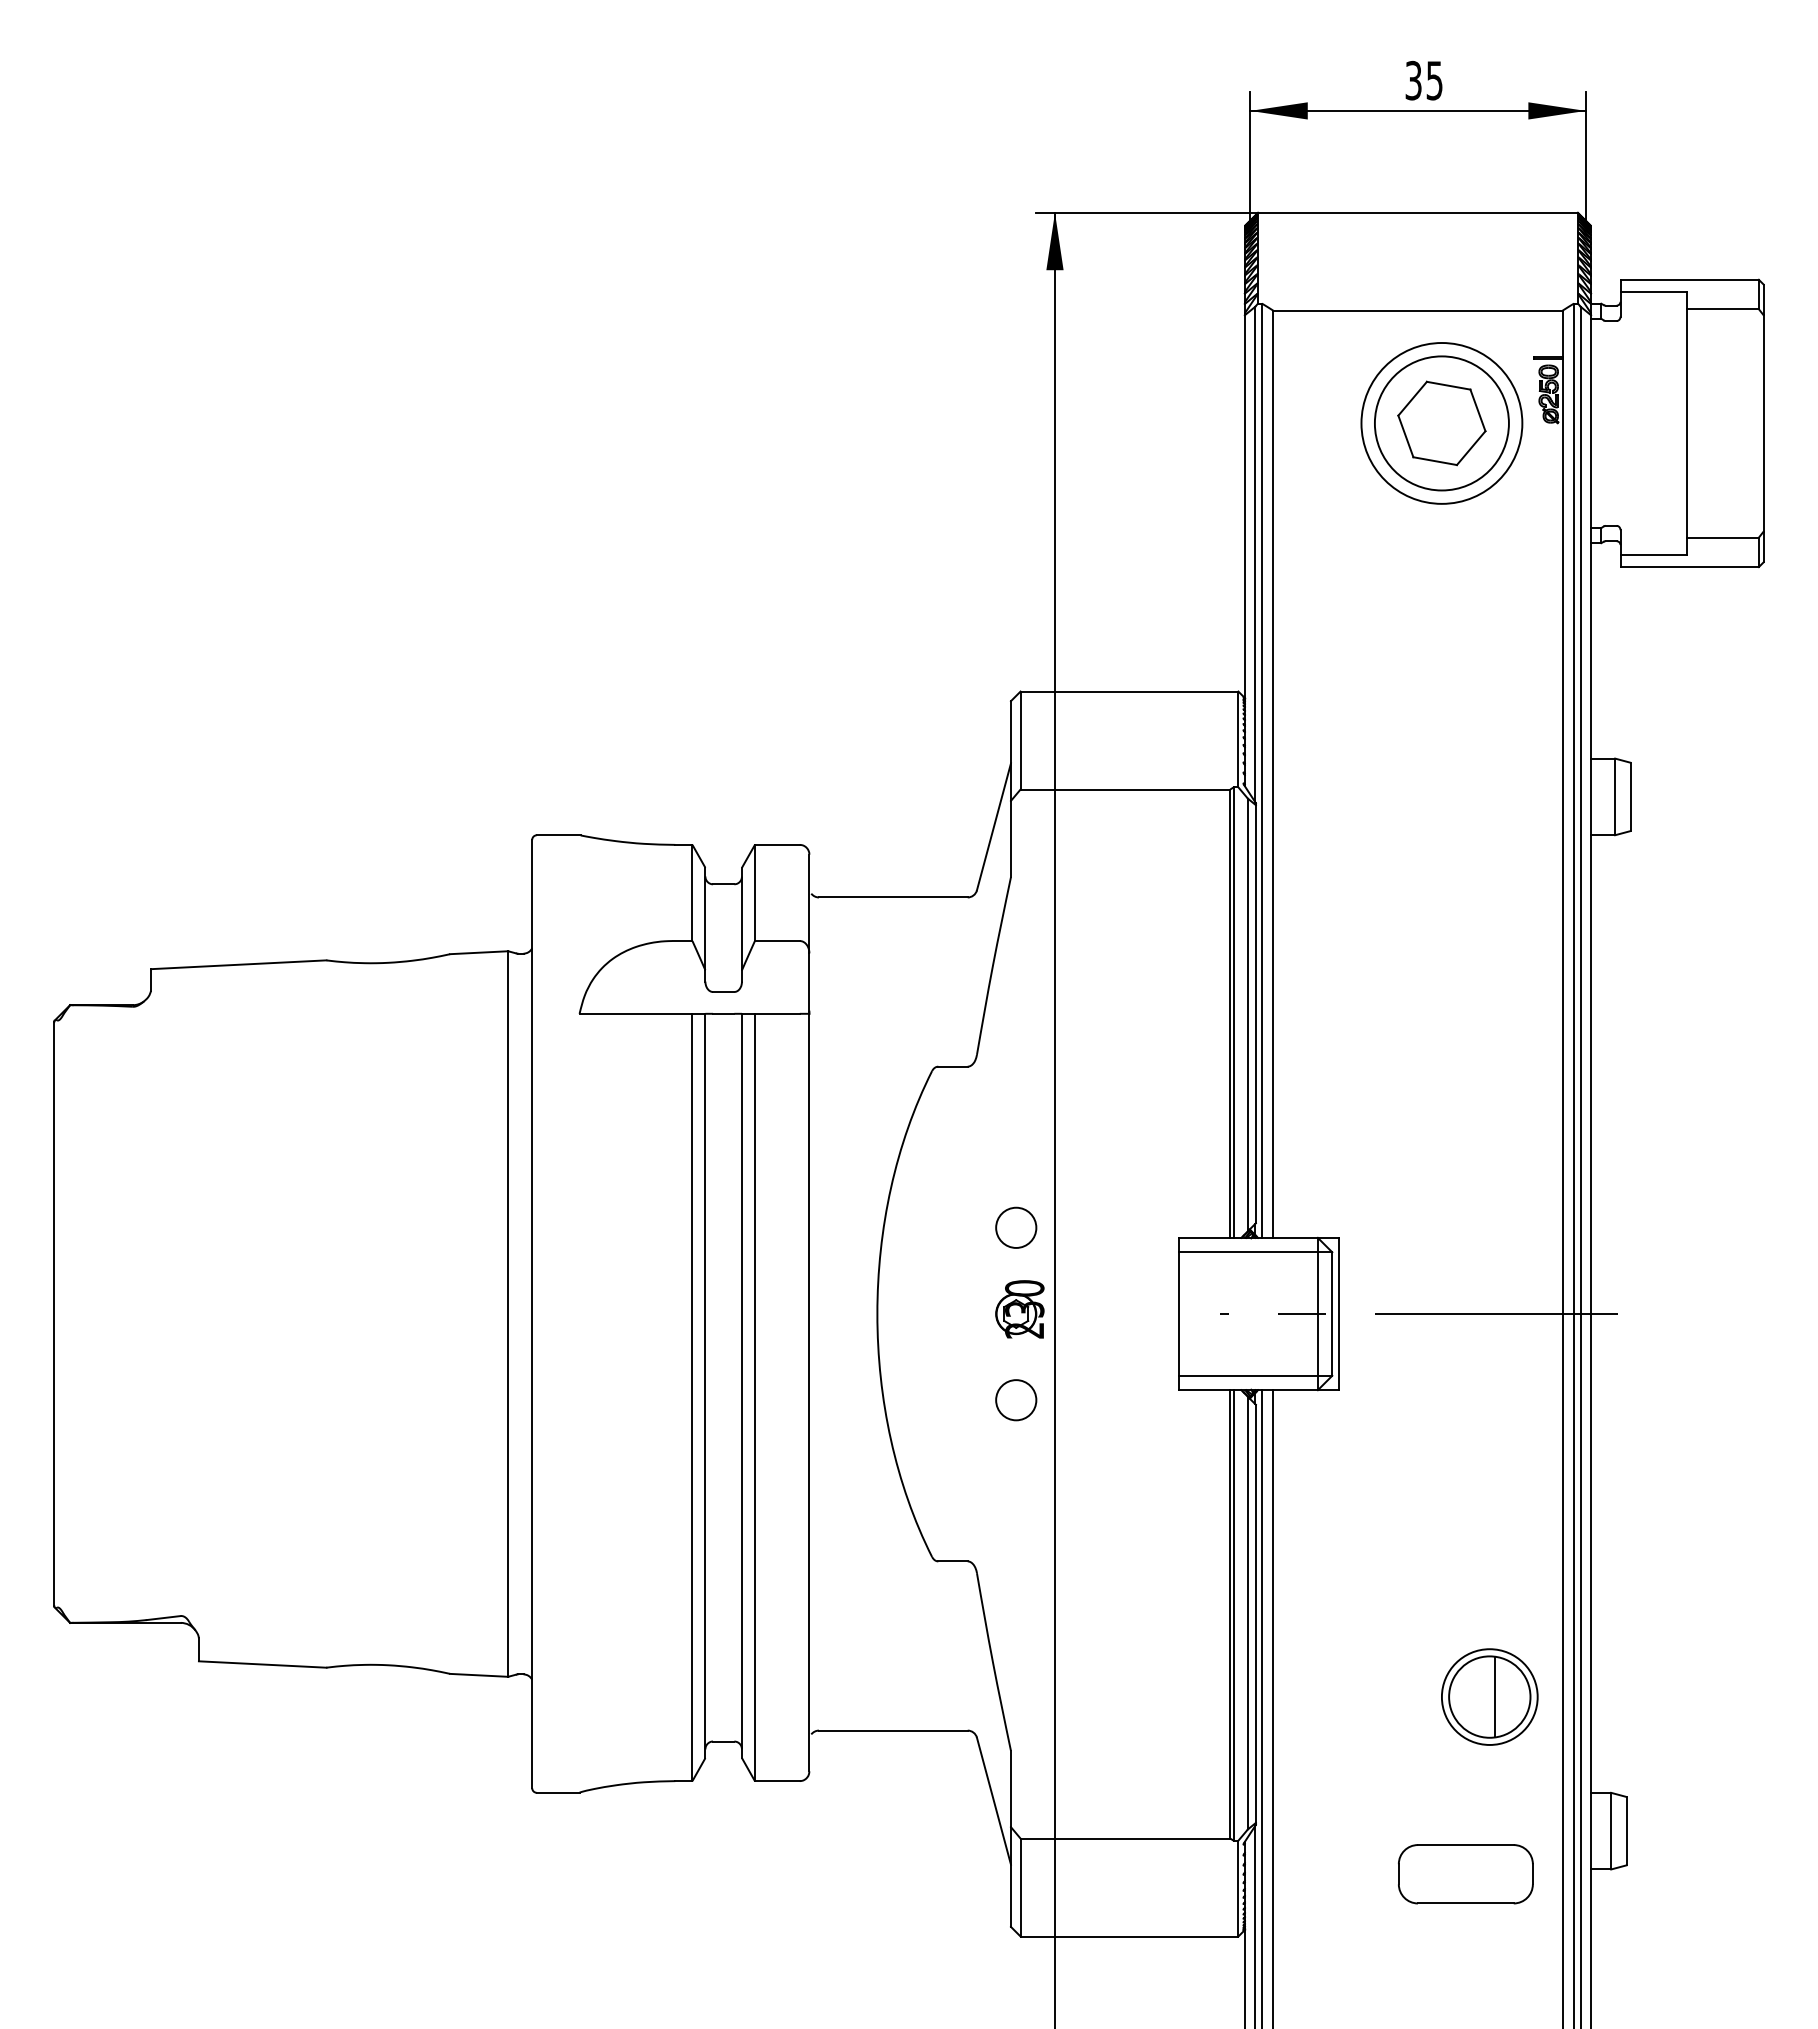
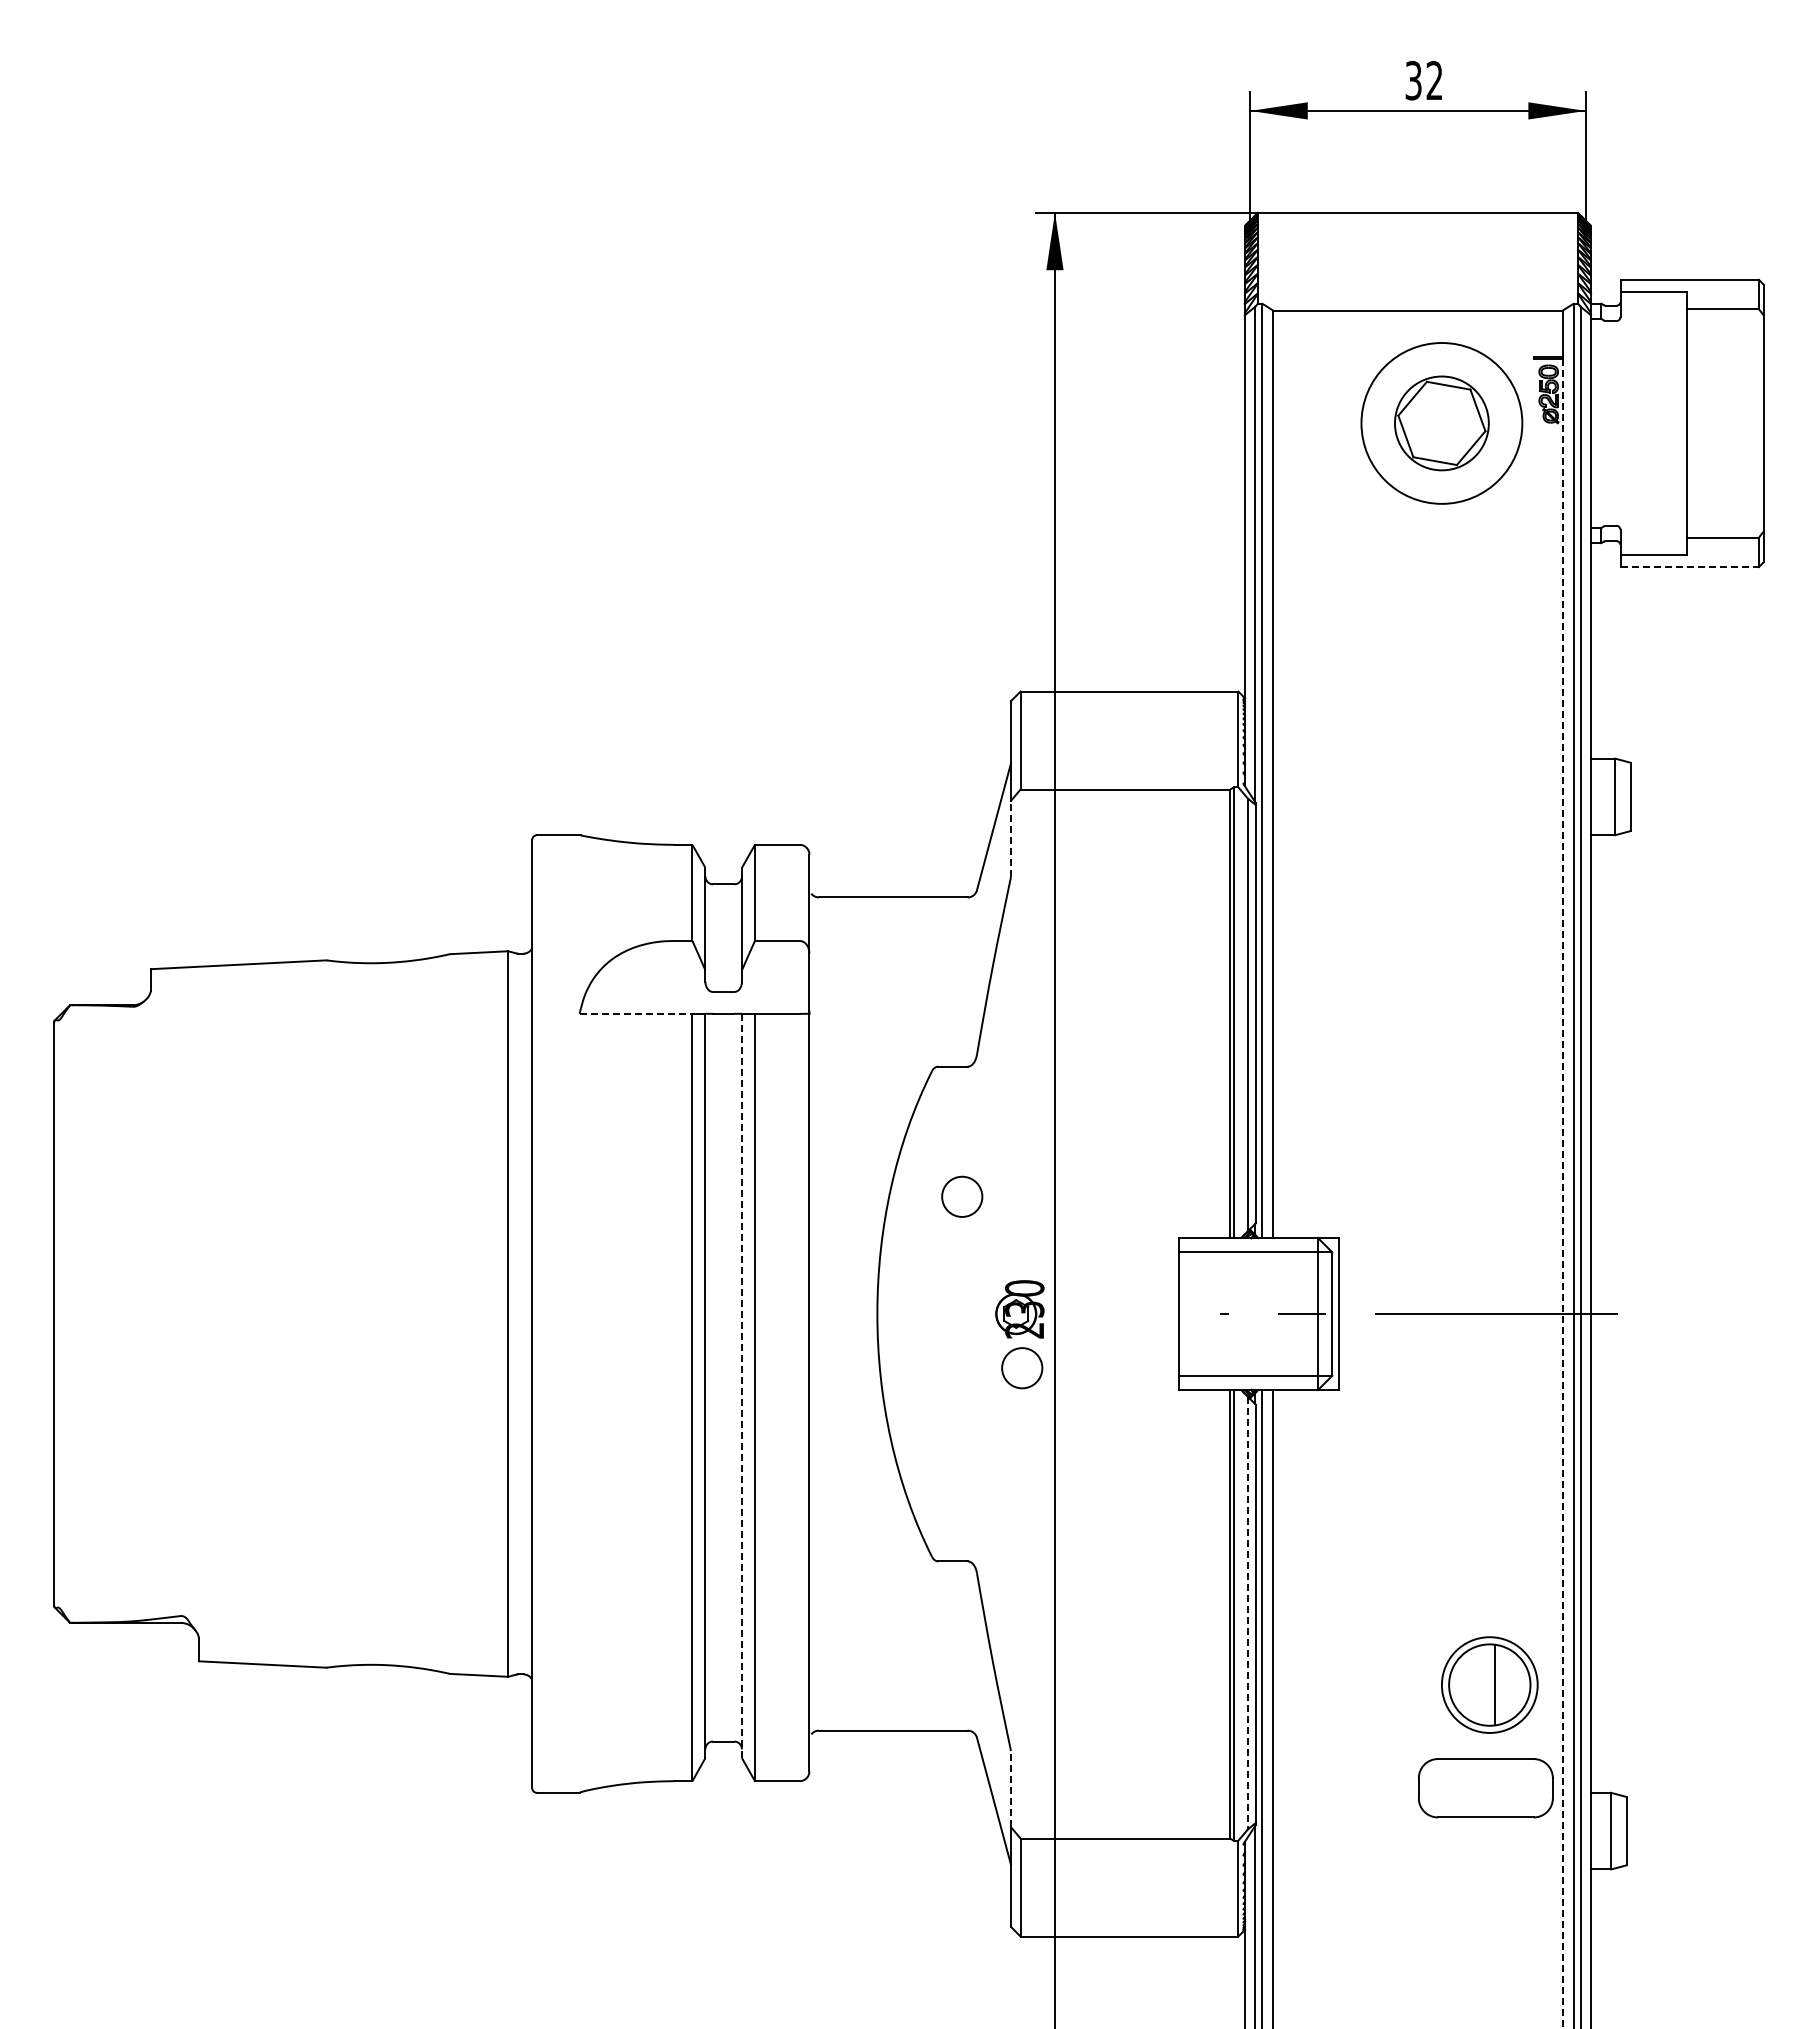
text: 35 -> 32 (1434, 80)
circle diameter: 134 px -> 94 px (1441, 423)
line: solid -> dashed (1690, 567)
line: solid -> dashed (1010, 838)
line: solid -> dashed (636, 1013)
line: solid -> dashed (1562, 1193)
circle position: (1016, 1227) -> (962, 1196) (962, 1196)
line: solid -> dashed (741, 1385)
circle position: (1016, 1400) -> (1022, 1368) (1022, 1368)
line: solid -> dashed (1247, 1613)
part position: (1489, 1696) -> (1489, 1684) (1489, 1684)
line: solid -> dashed (1010, 1788)
part position: (1465, 1874) -> (1485, 1788) (1485, 1788)
